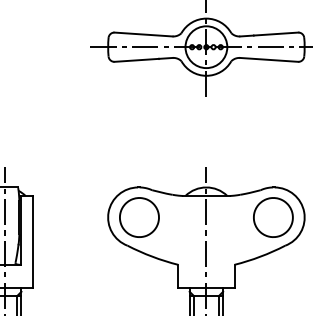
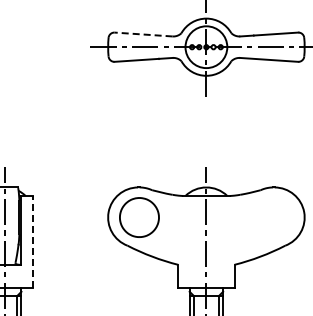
line: solid -> dashed (143, 34)
part: present -> none (273, 217)
line: solid -> dashed (32, 241)
